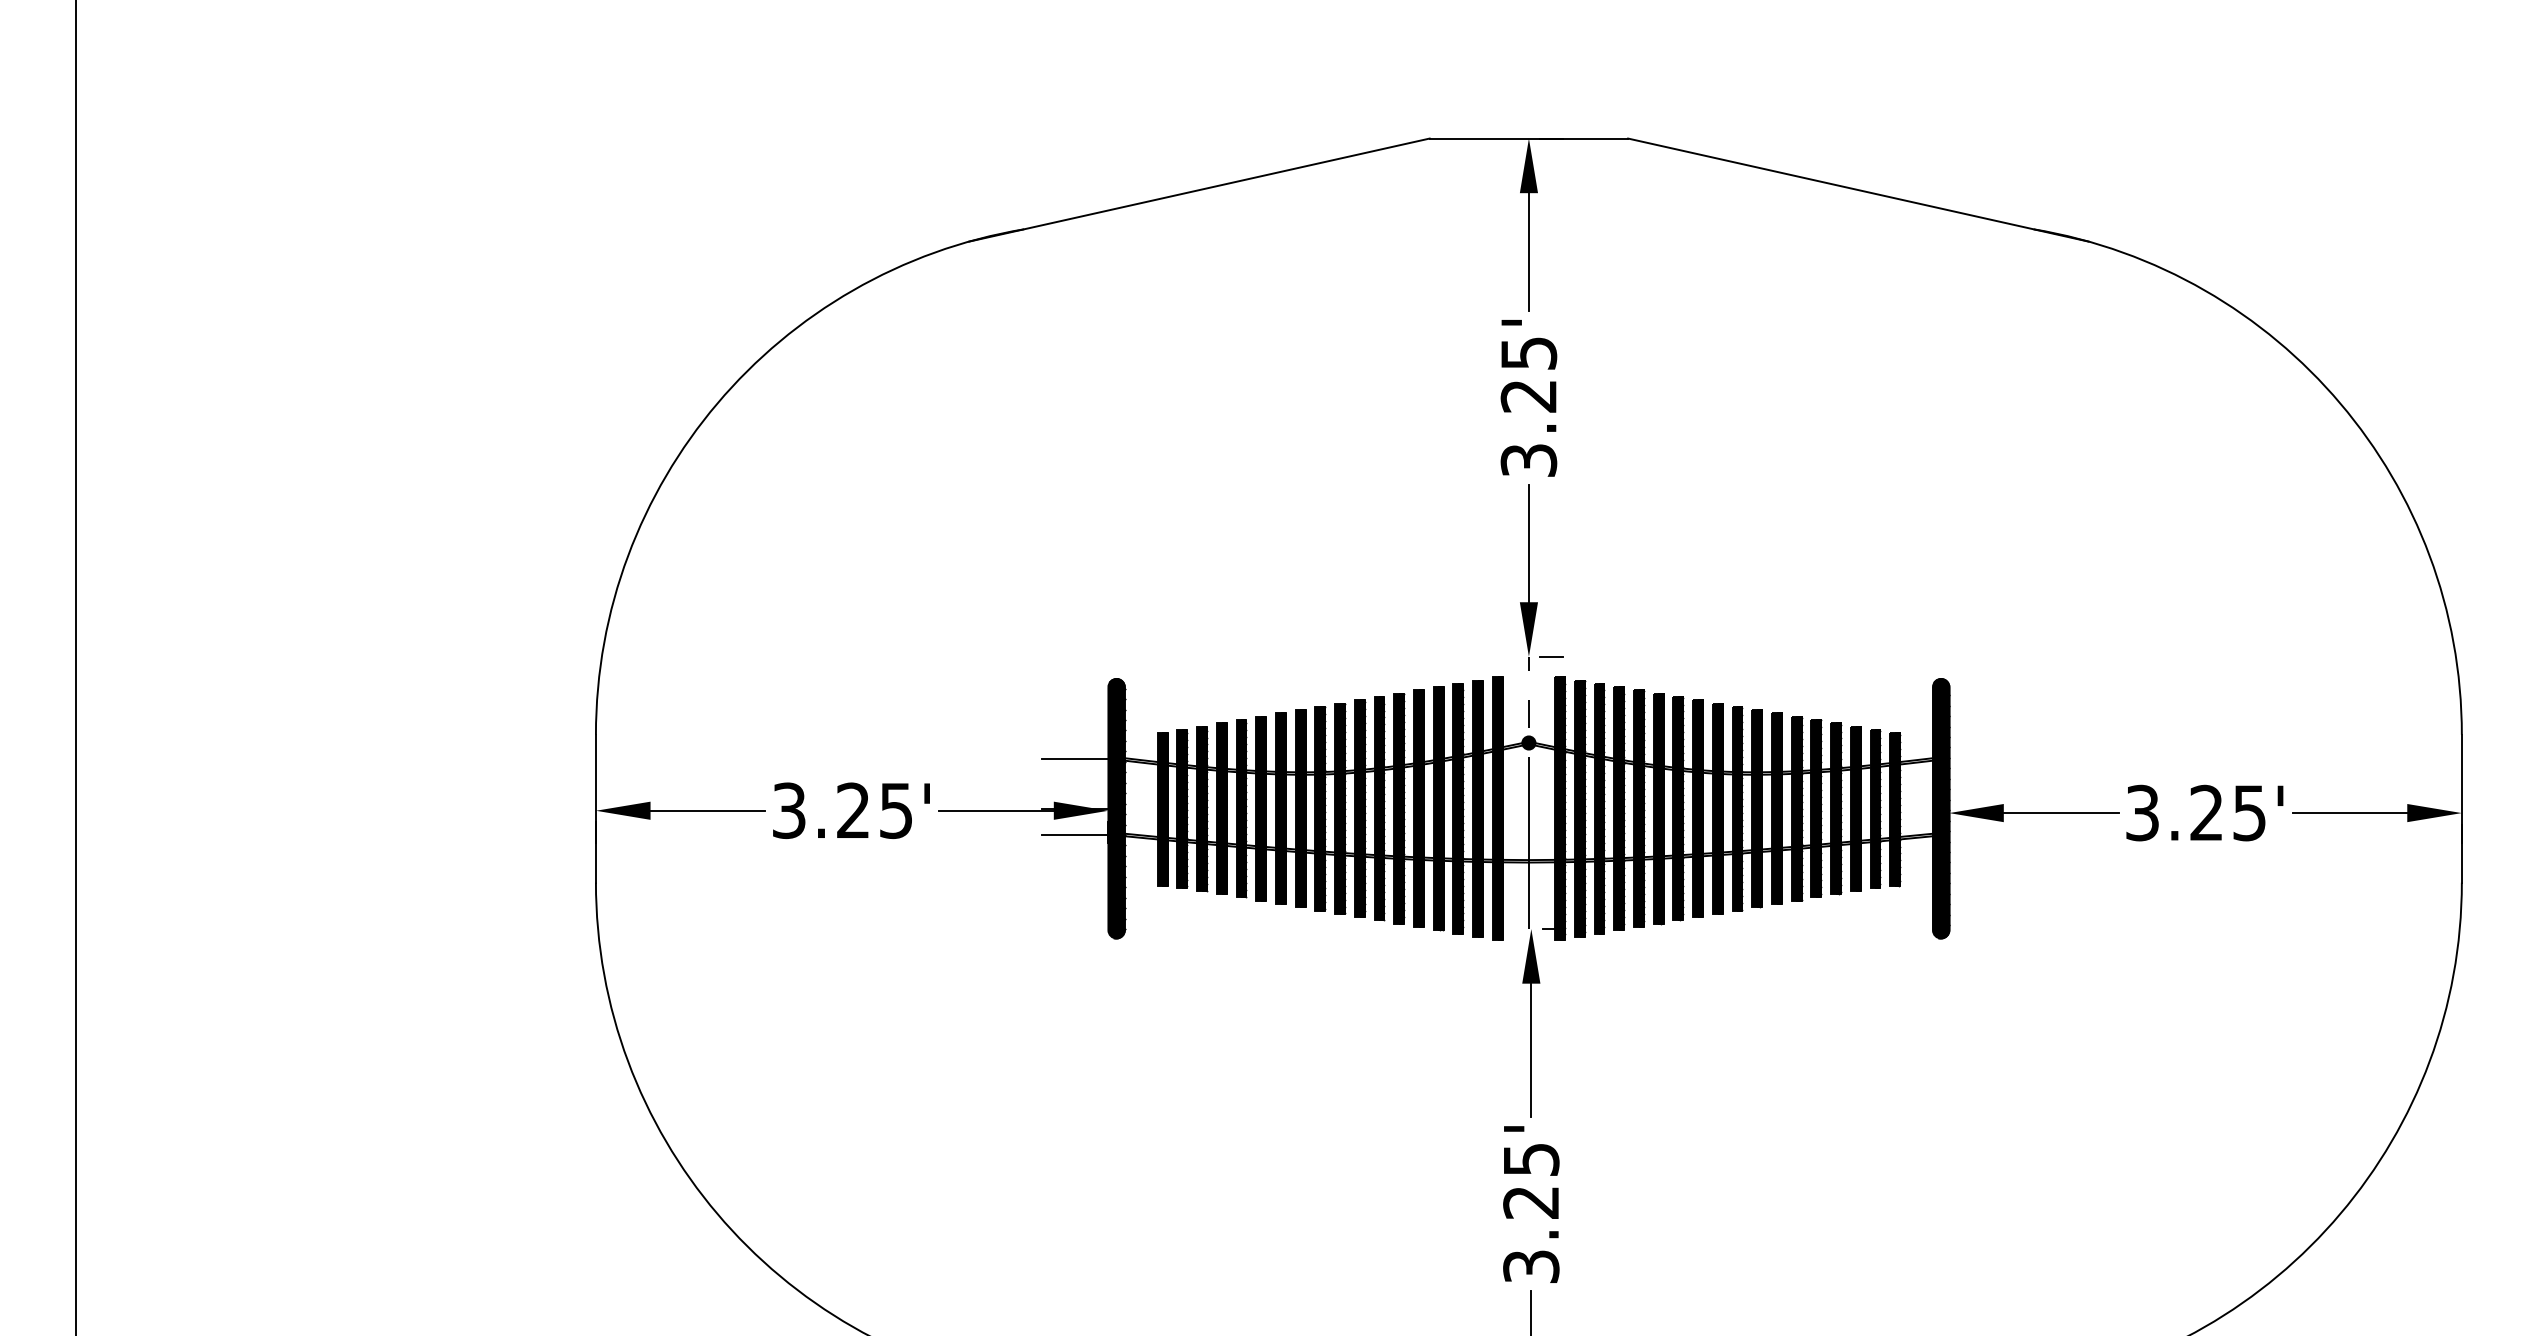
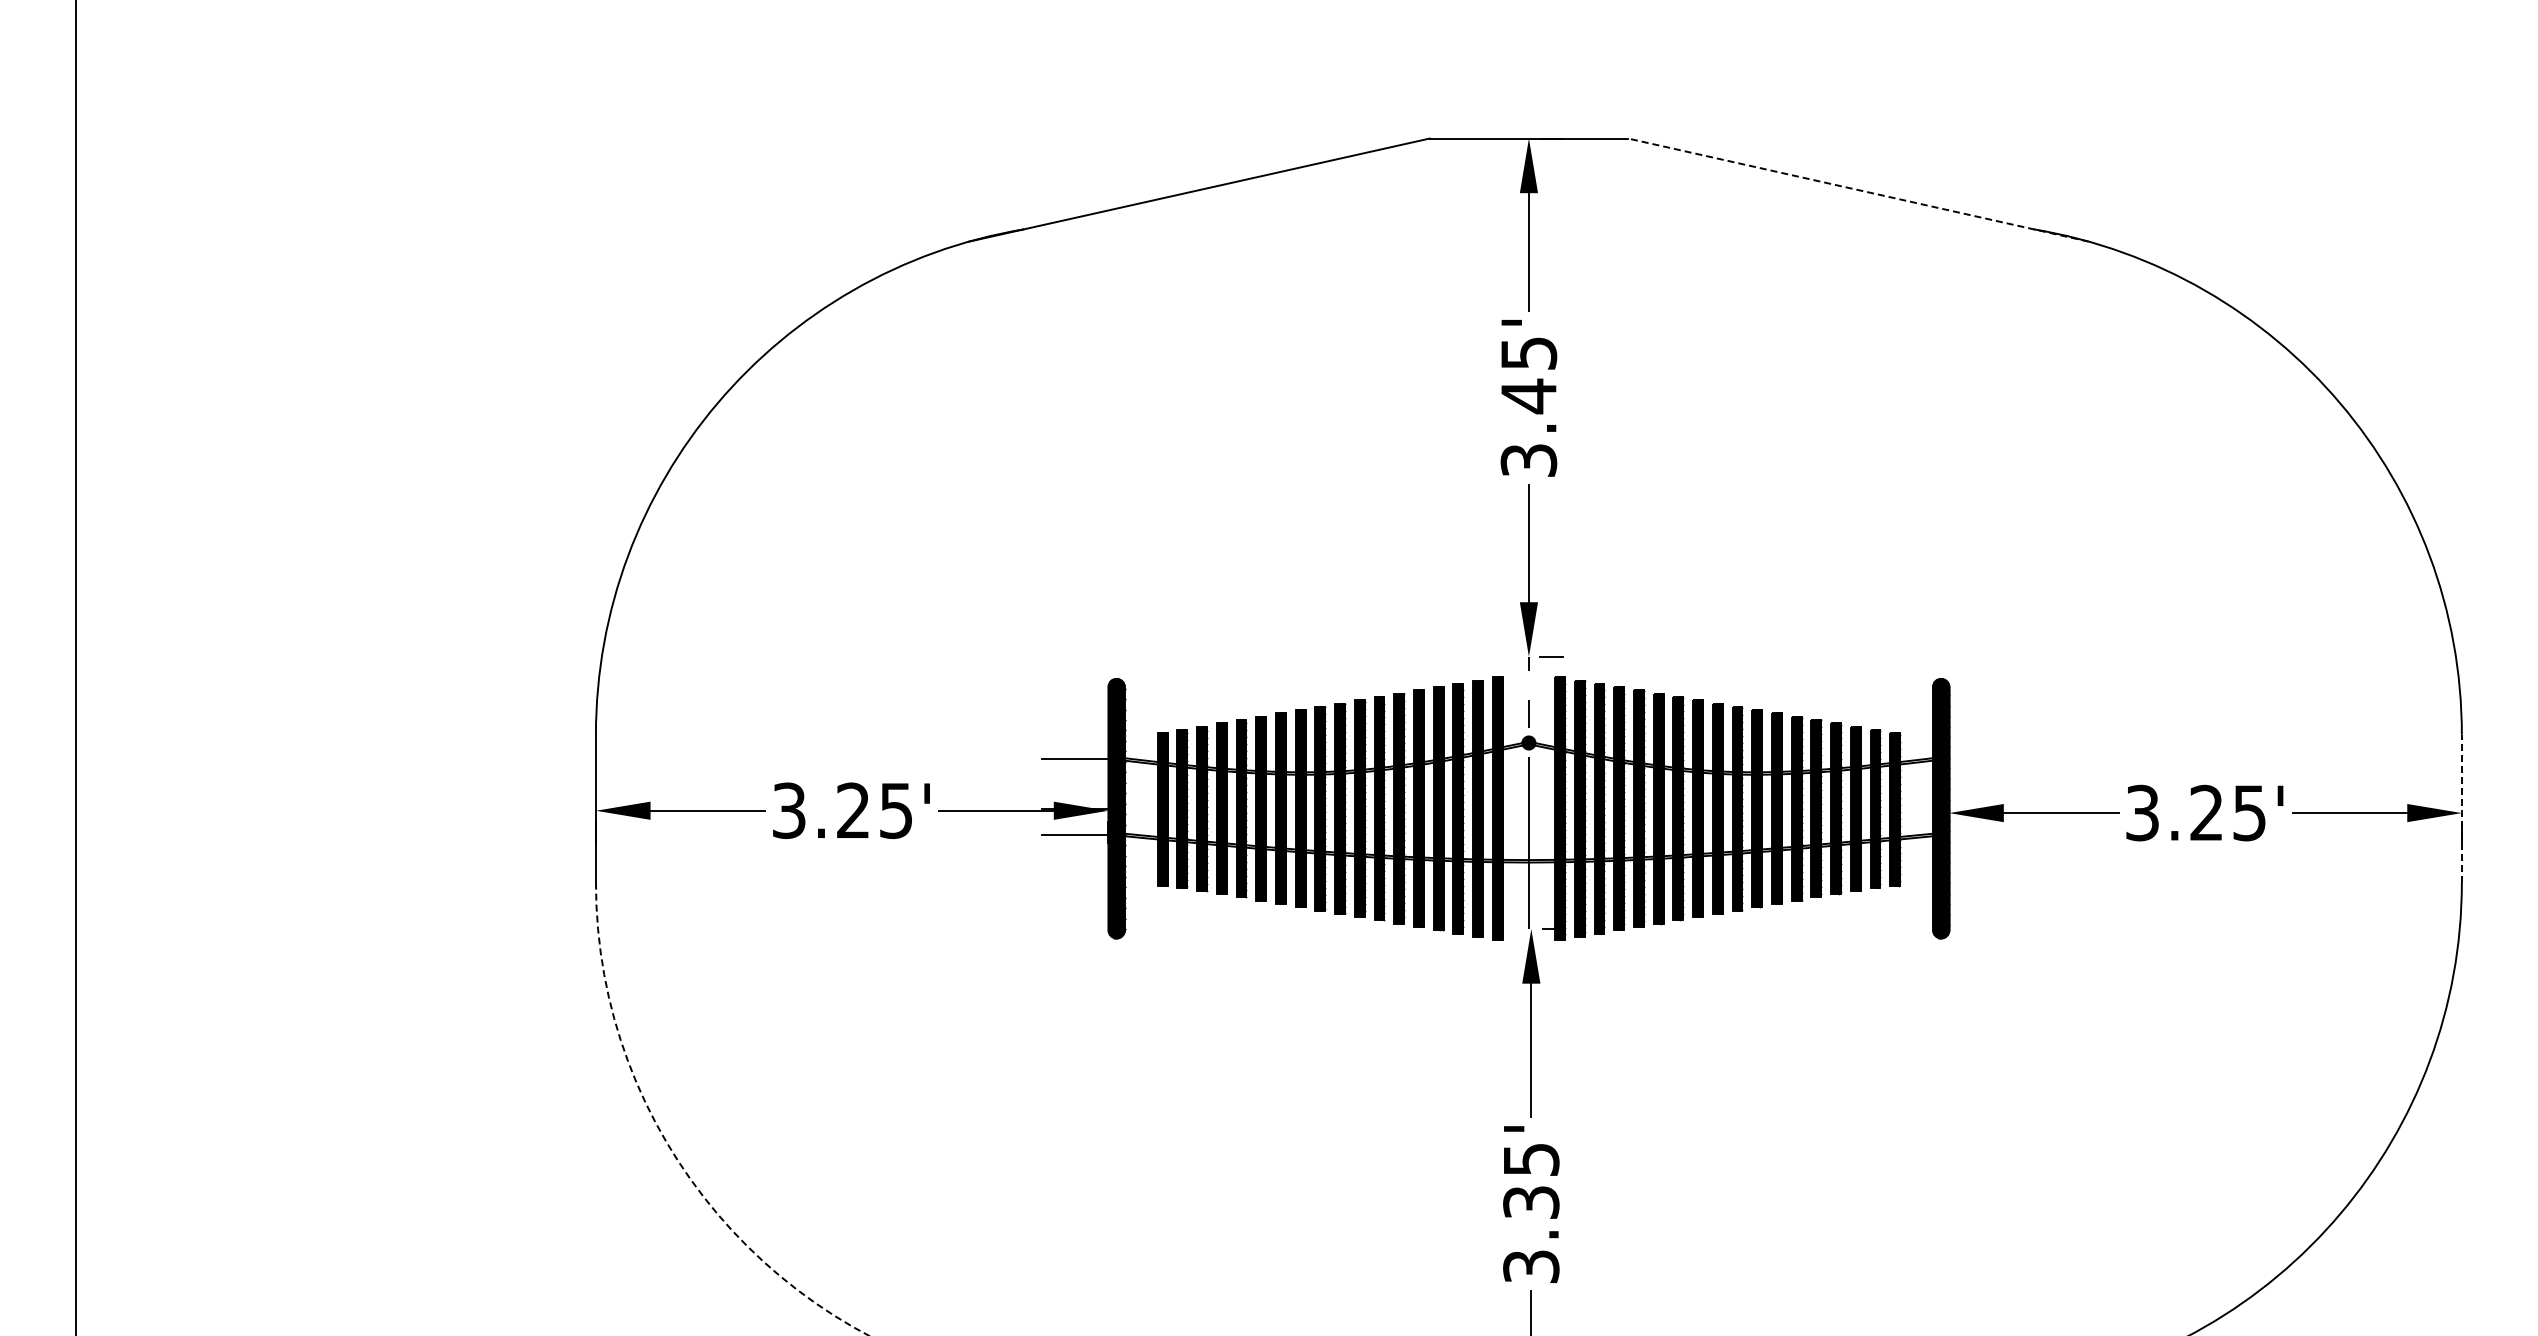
line: solid -> dashed (1858, 190)
text: 3.25' -> 3.45' (1528, 396)
line: solid -> dashed (2461, 808)
arc: solid -> dashed (670, 1148)
text: 3.25' -> 3.35' (1531, 1202)
